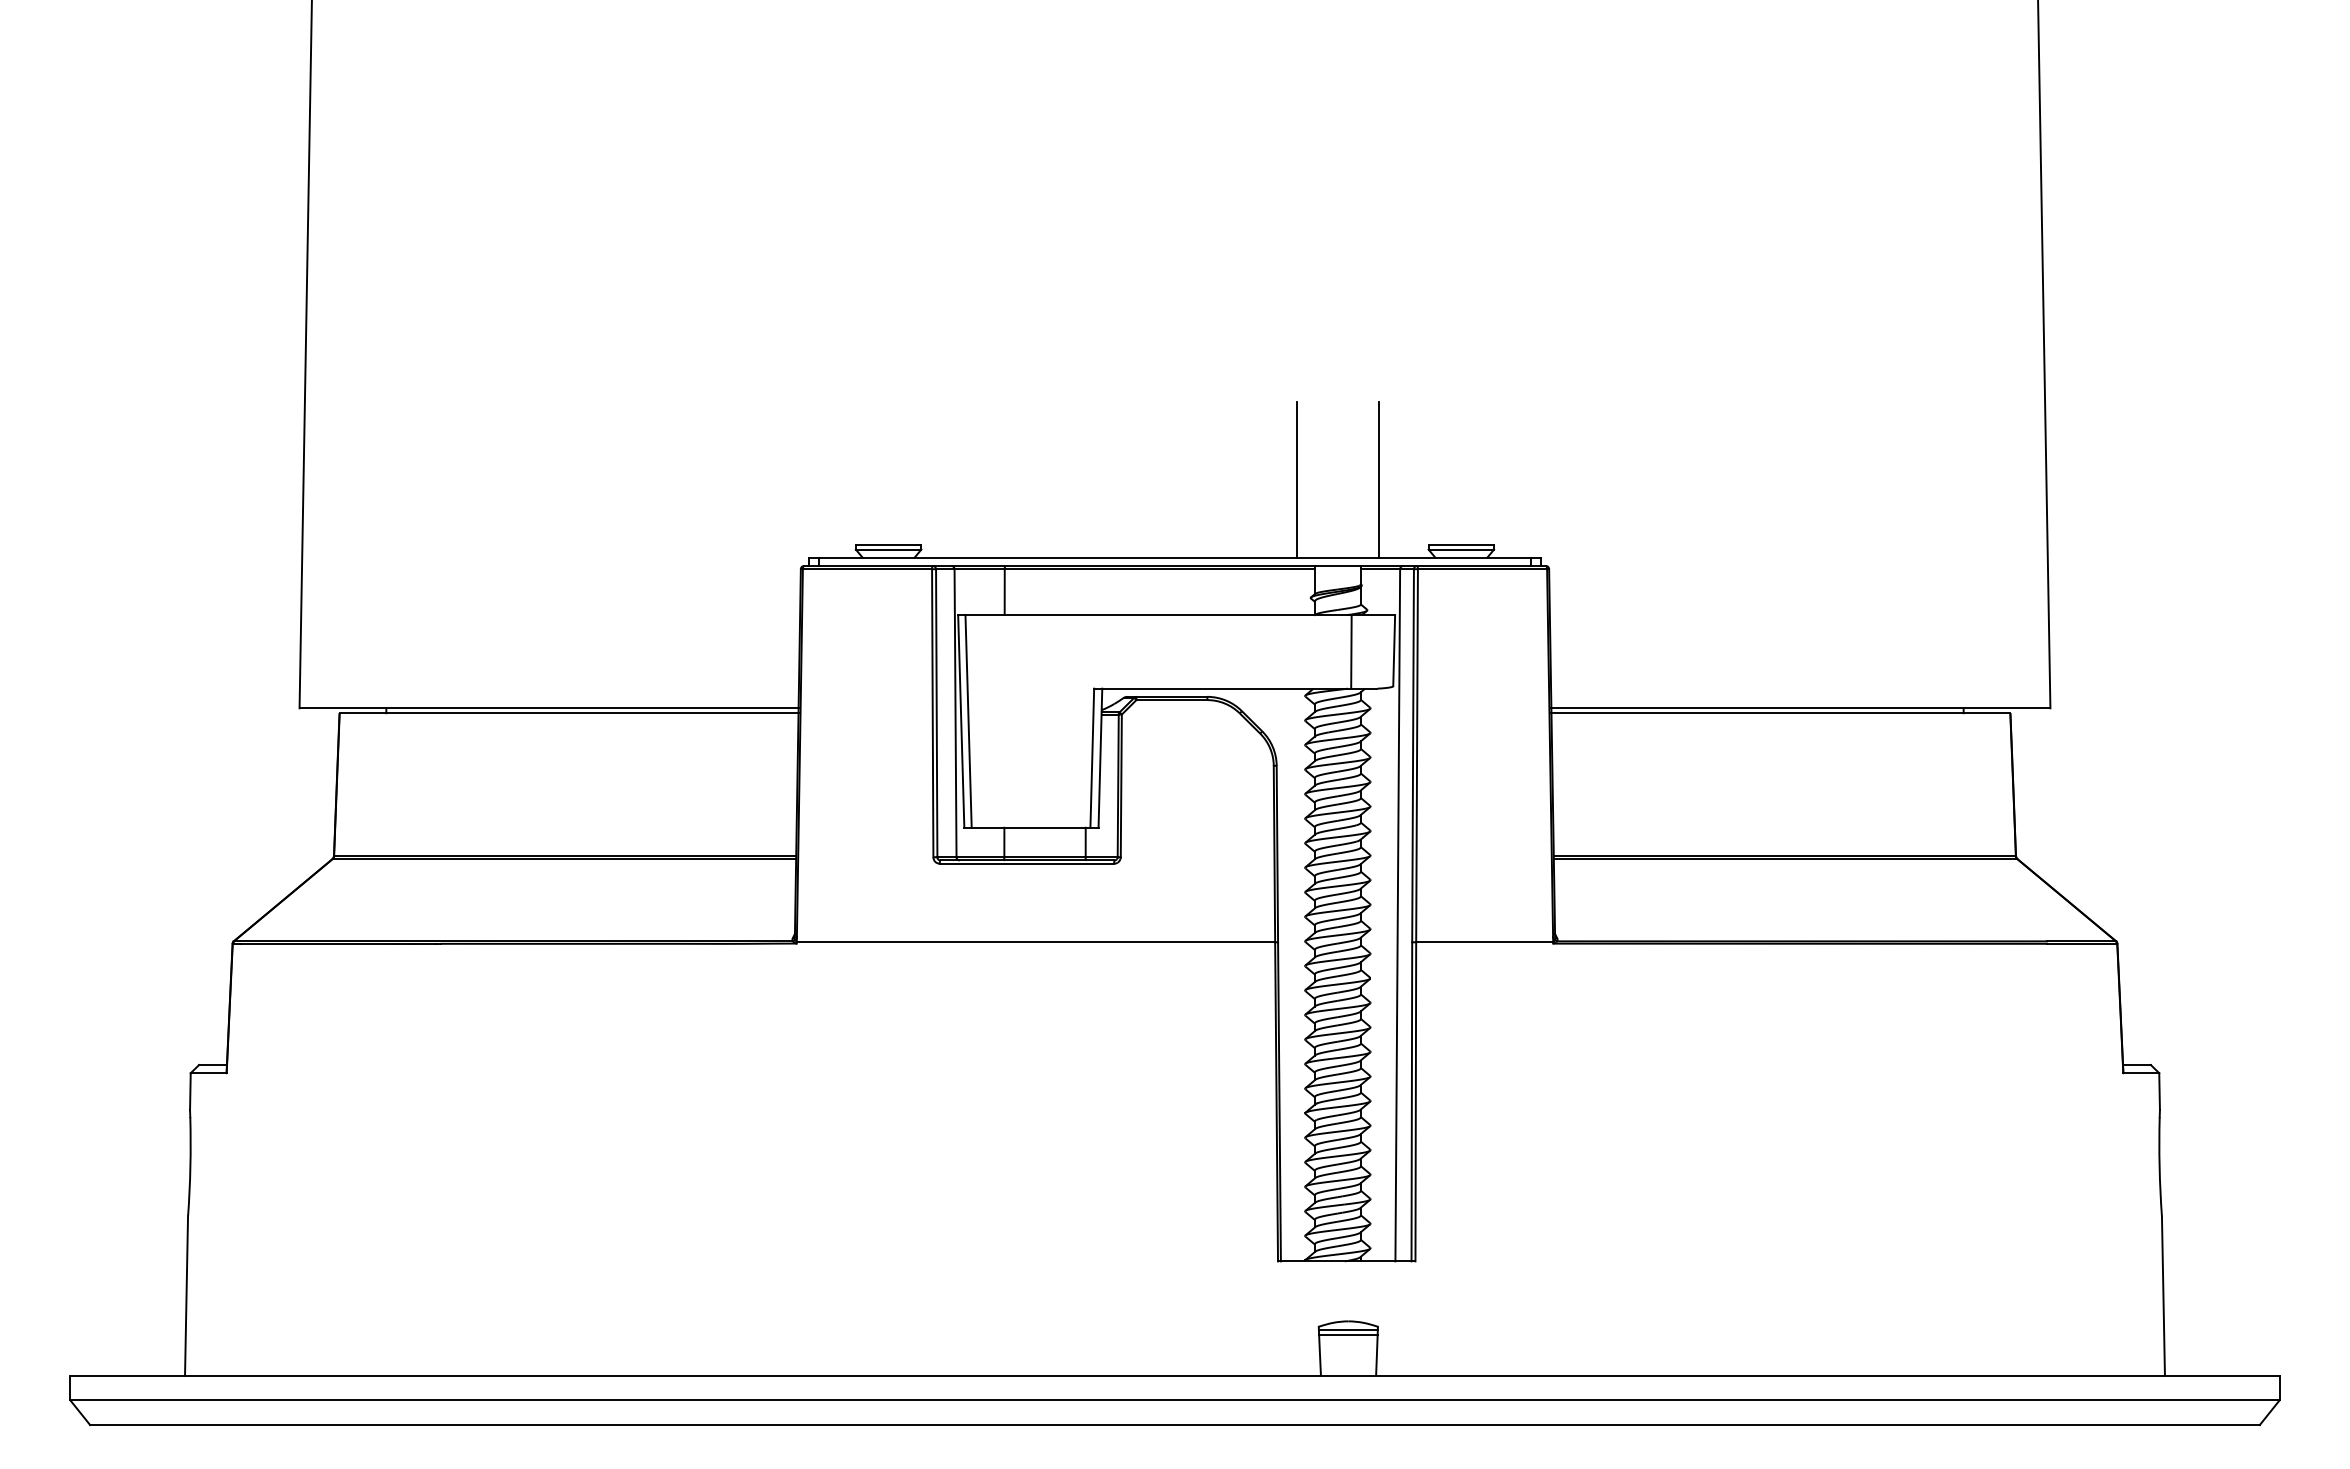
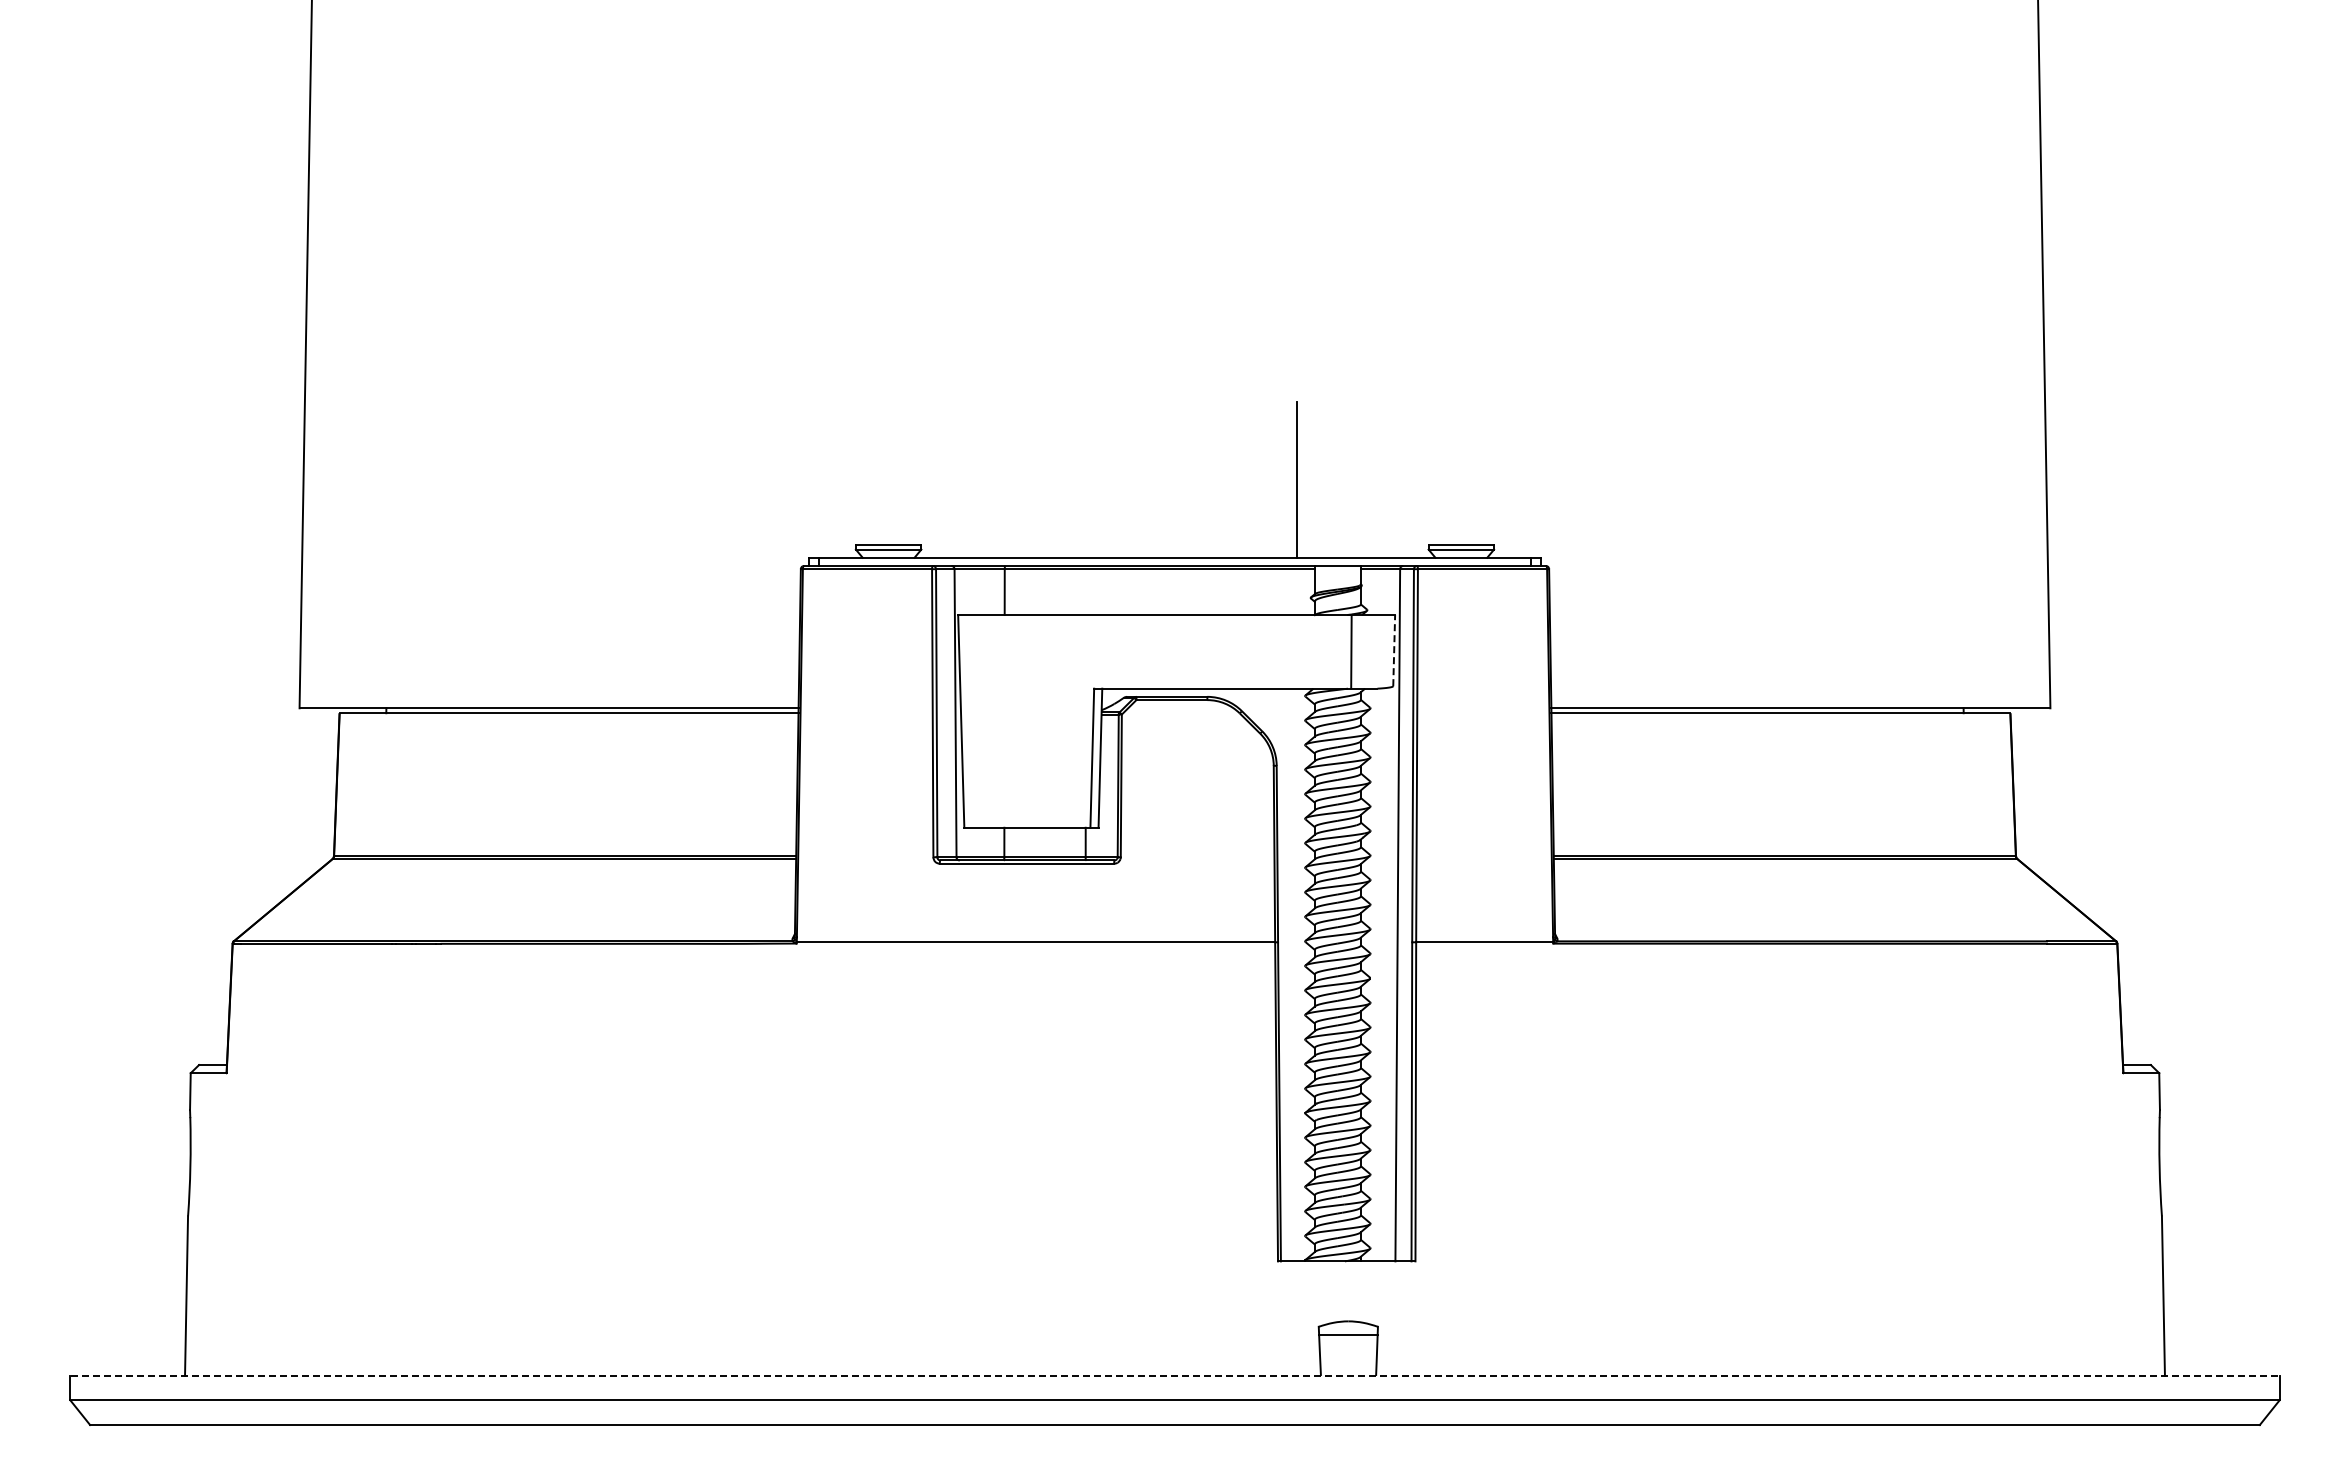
line: present -> none (1378, 479)
line: solid -> dashed (1394, 650)
line: present -> none (968, 721)
line: present -> none (1347, 1330)
line: solid -> dashed (1175, 1375)
